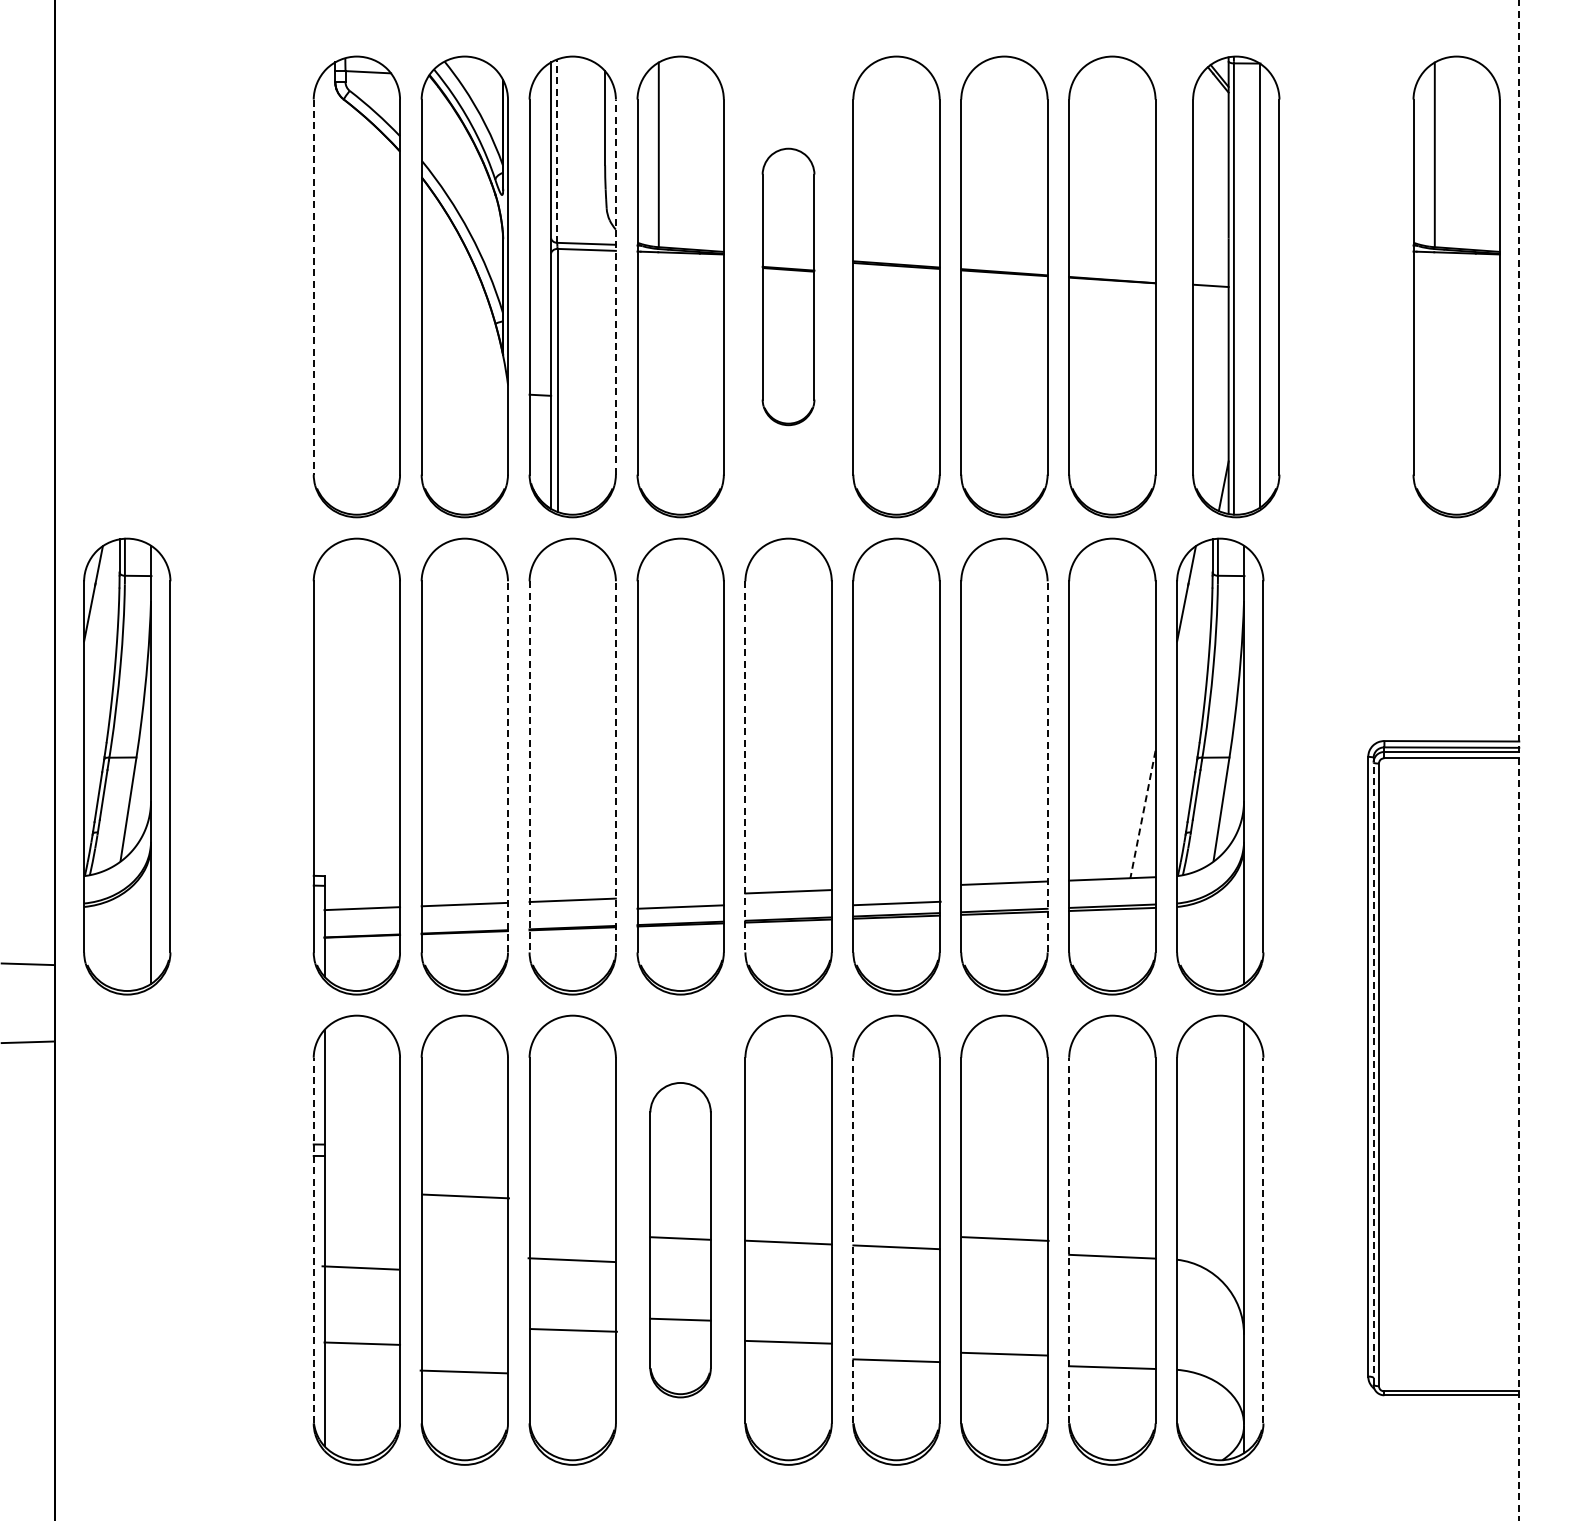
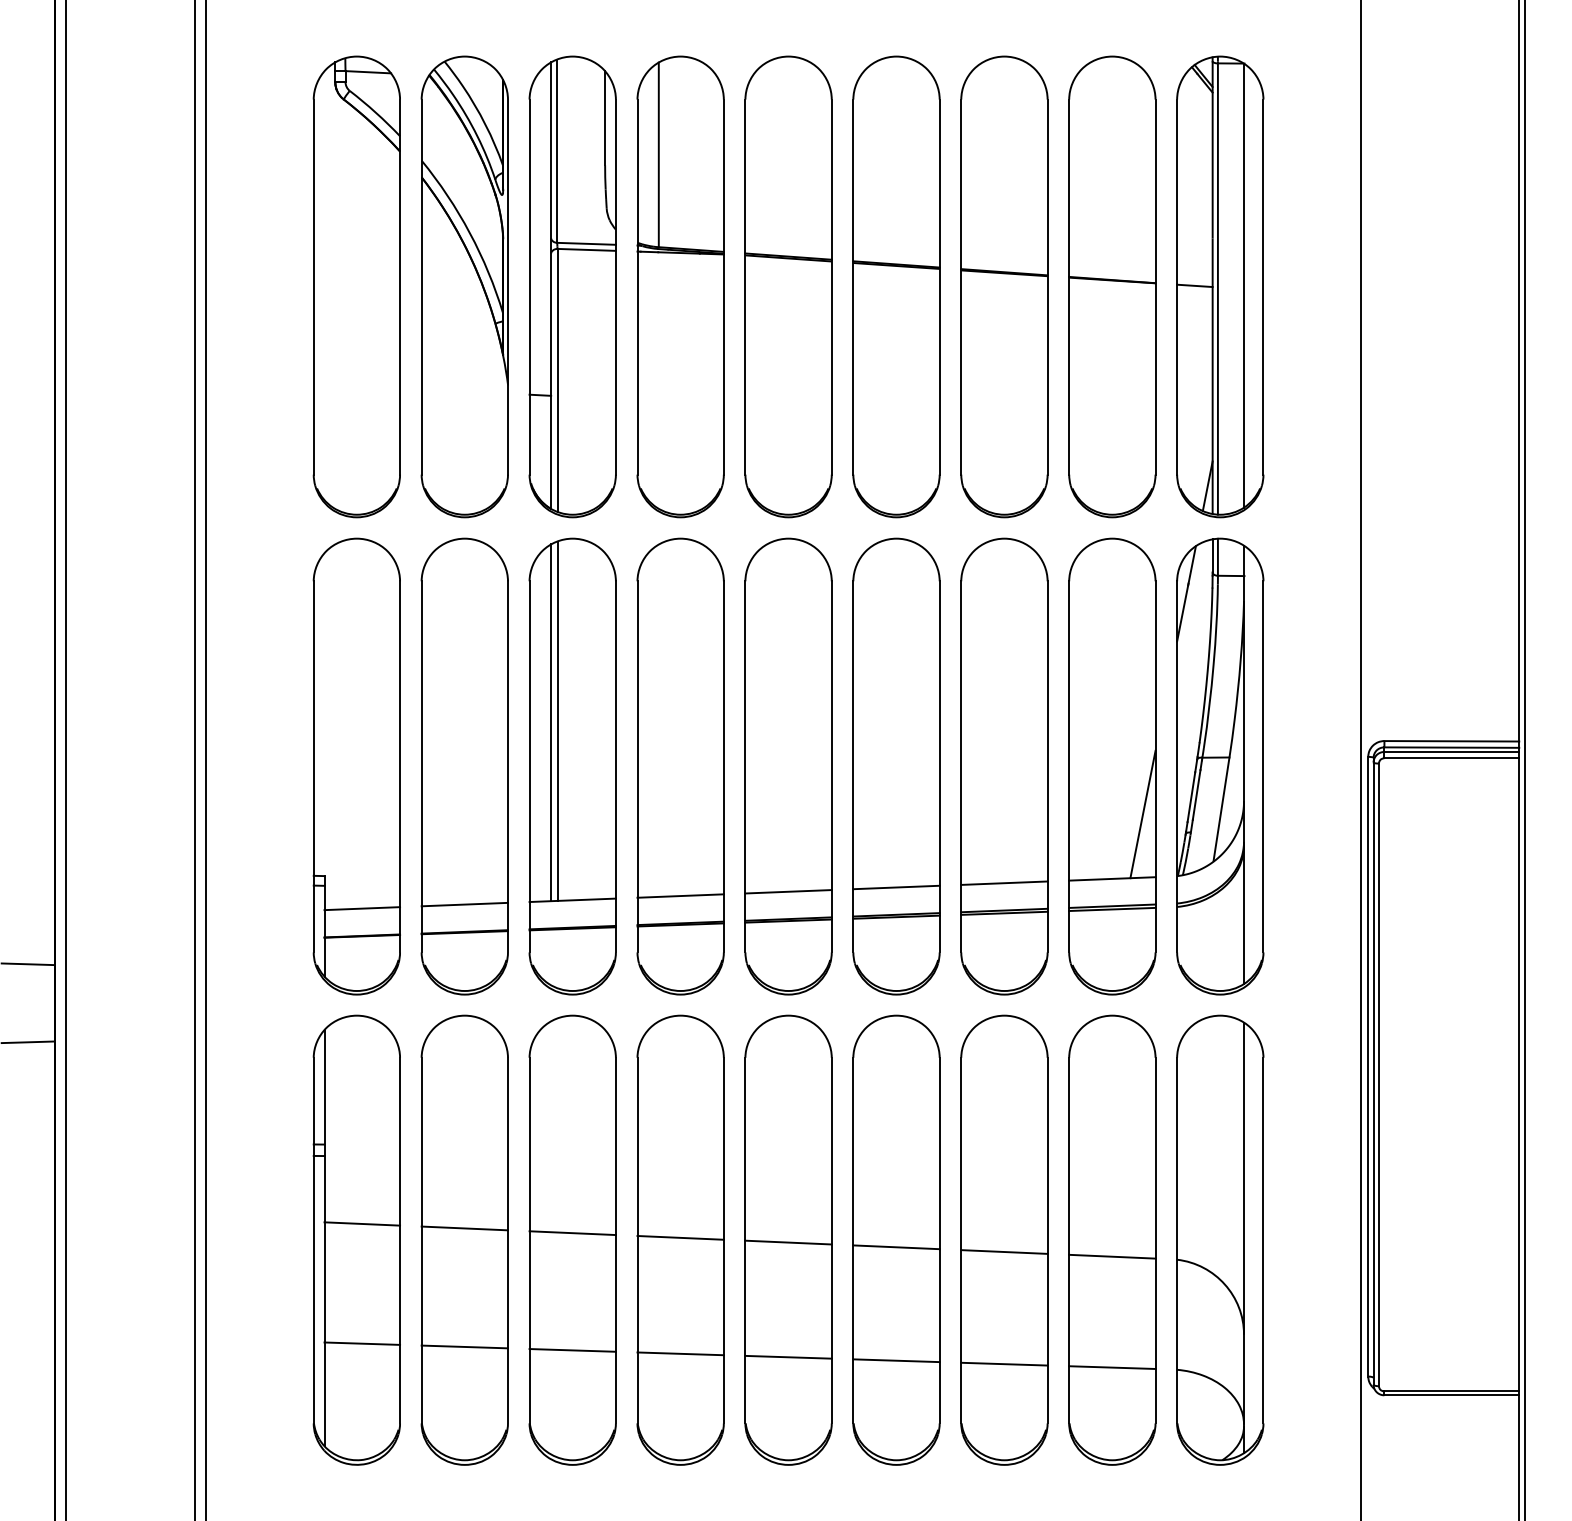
line: dashed -> solid (557, 151)
part size: 55x280 px -> 89x464 px (788, 286)
part position: (1236, 286) -> (1220, 286) (1220, 286)
part: present -> none (1456, 286)
line: dashed -> solid (313, 287)
line: dashed -> solid (615, 287)
line: none -> present (557, 720)
line: none -> present (551, 722)
line: none -> present (65, 759)
line: none -> present (195, 759)
line: none -> present (205, 759)
line: none -> present (1360, 759)
line: none -> present (1524, 759)
line: dashed -> solid (1519, 760)
part: present -> none (127, 766)
line: dashed -> solid (507, 766)
line: dashed -> solid (529, 766)
line: dashed -> solid (615, 766)
line: dashed -> solid (745, 766)
line: dashed -> solid (1047, 766)
line: dashed -> solid (1142, 814)
line position: (897, 903) -> (896, 887) (896, 887)
line position: (680, 906) -> (680, 895) (680, 895)
line: dashed -> solid (1373, 1070)
line position: (465, 1196) -> (464, 1228) (464, 1228)
line position: (1005, 1238) -> (1004, 1251) (1004, 1251)
line: dashed -> solid (313, 1240)
part size: 63x317 px -> 89x452 px (680, 1239)
line: dashed -> solid (853, 1240)
line: dashed -> solid (1069, 1240)
line: dashed -> solid (1263, 1240)
line position: (571, 1260) -> (572, 1233) (572, 1233)
line position: (360, 1267) -> (362, 1223) (362, 1223)
line position: (573, 1330) -> (572, 1350) (572, 1350)
line position: (788, 1341) -> (788, 1356) (788, 1356)
line position: (1004, 1353) -> (1004, 1363) (1004, 1363)
line position: (463, 1371) -> (464, 1346) (464, 1346)
